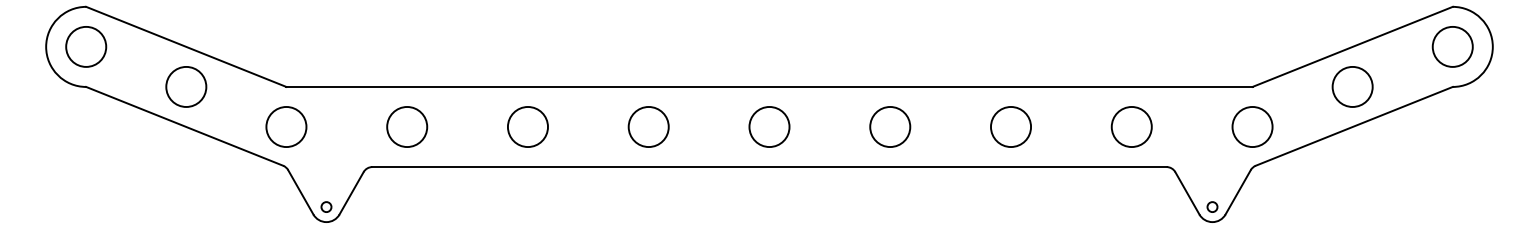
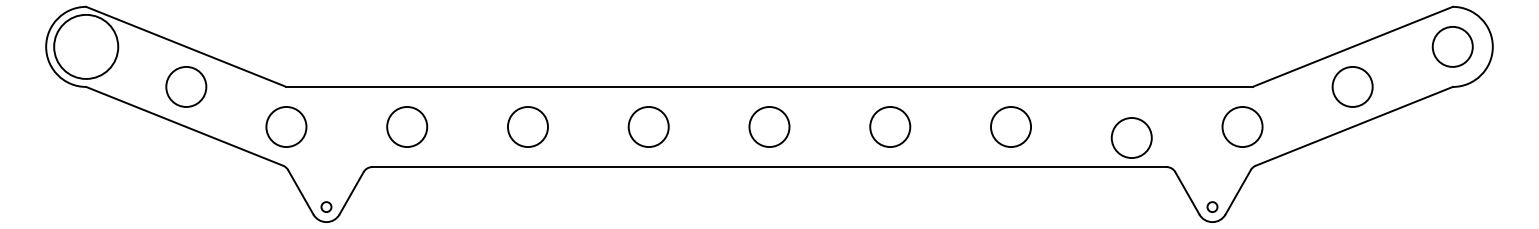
circle diameter: 40 px -> 64 px (86, 46)
circle position: (1131, 126) -> (1131, 137) (1131, 137)
circle position: (1252, 126) -> (1242, 126) (1242, 126)
